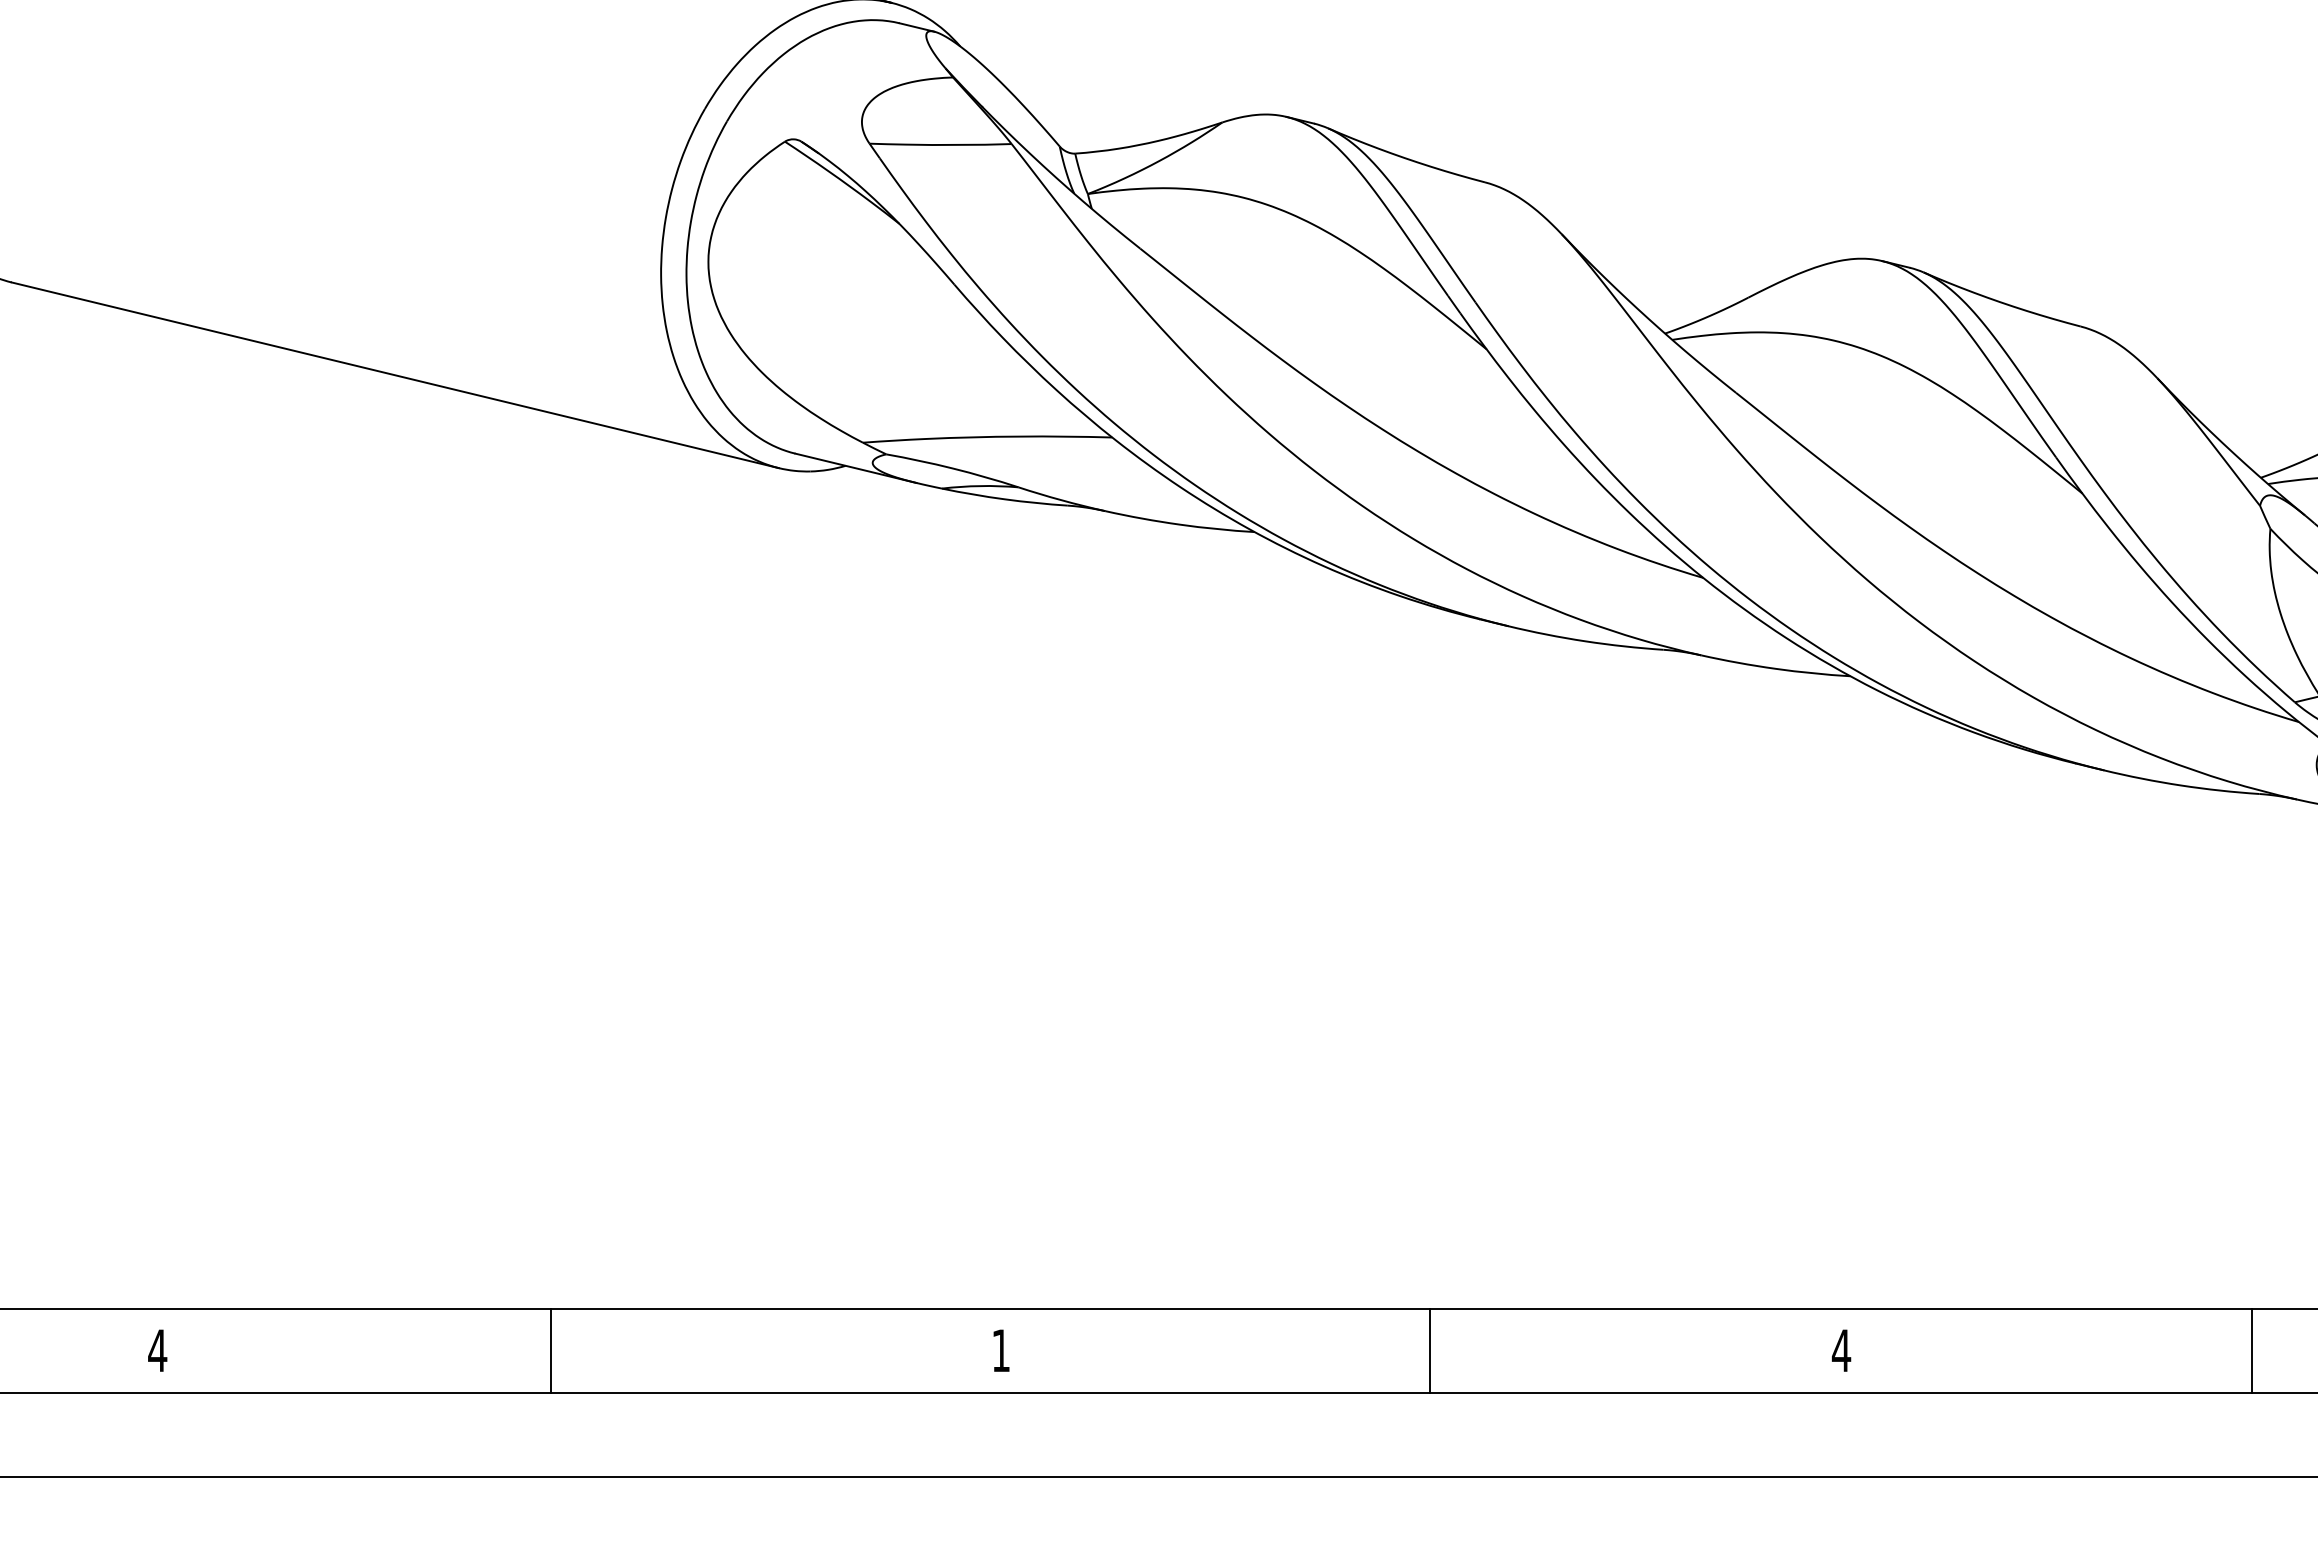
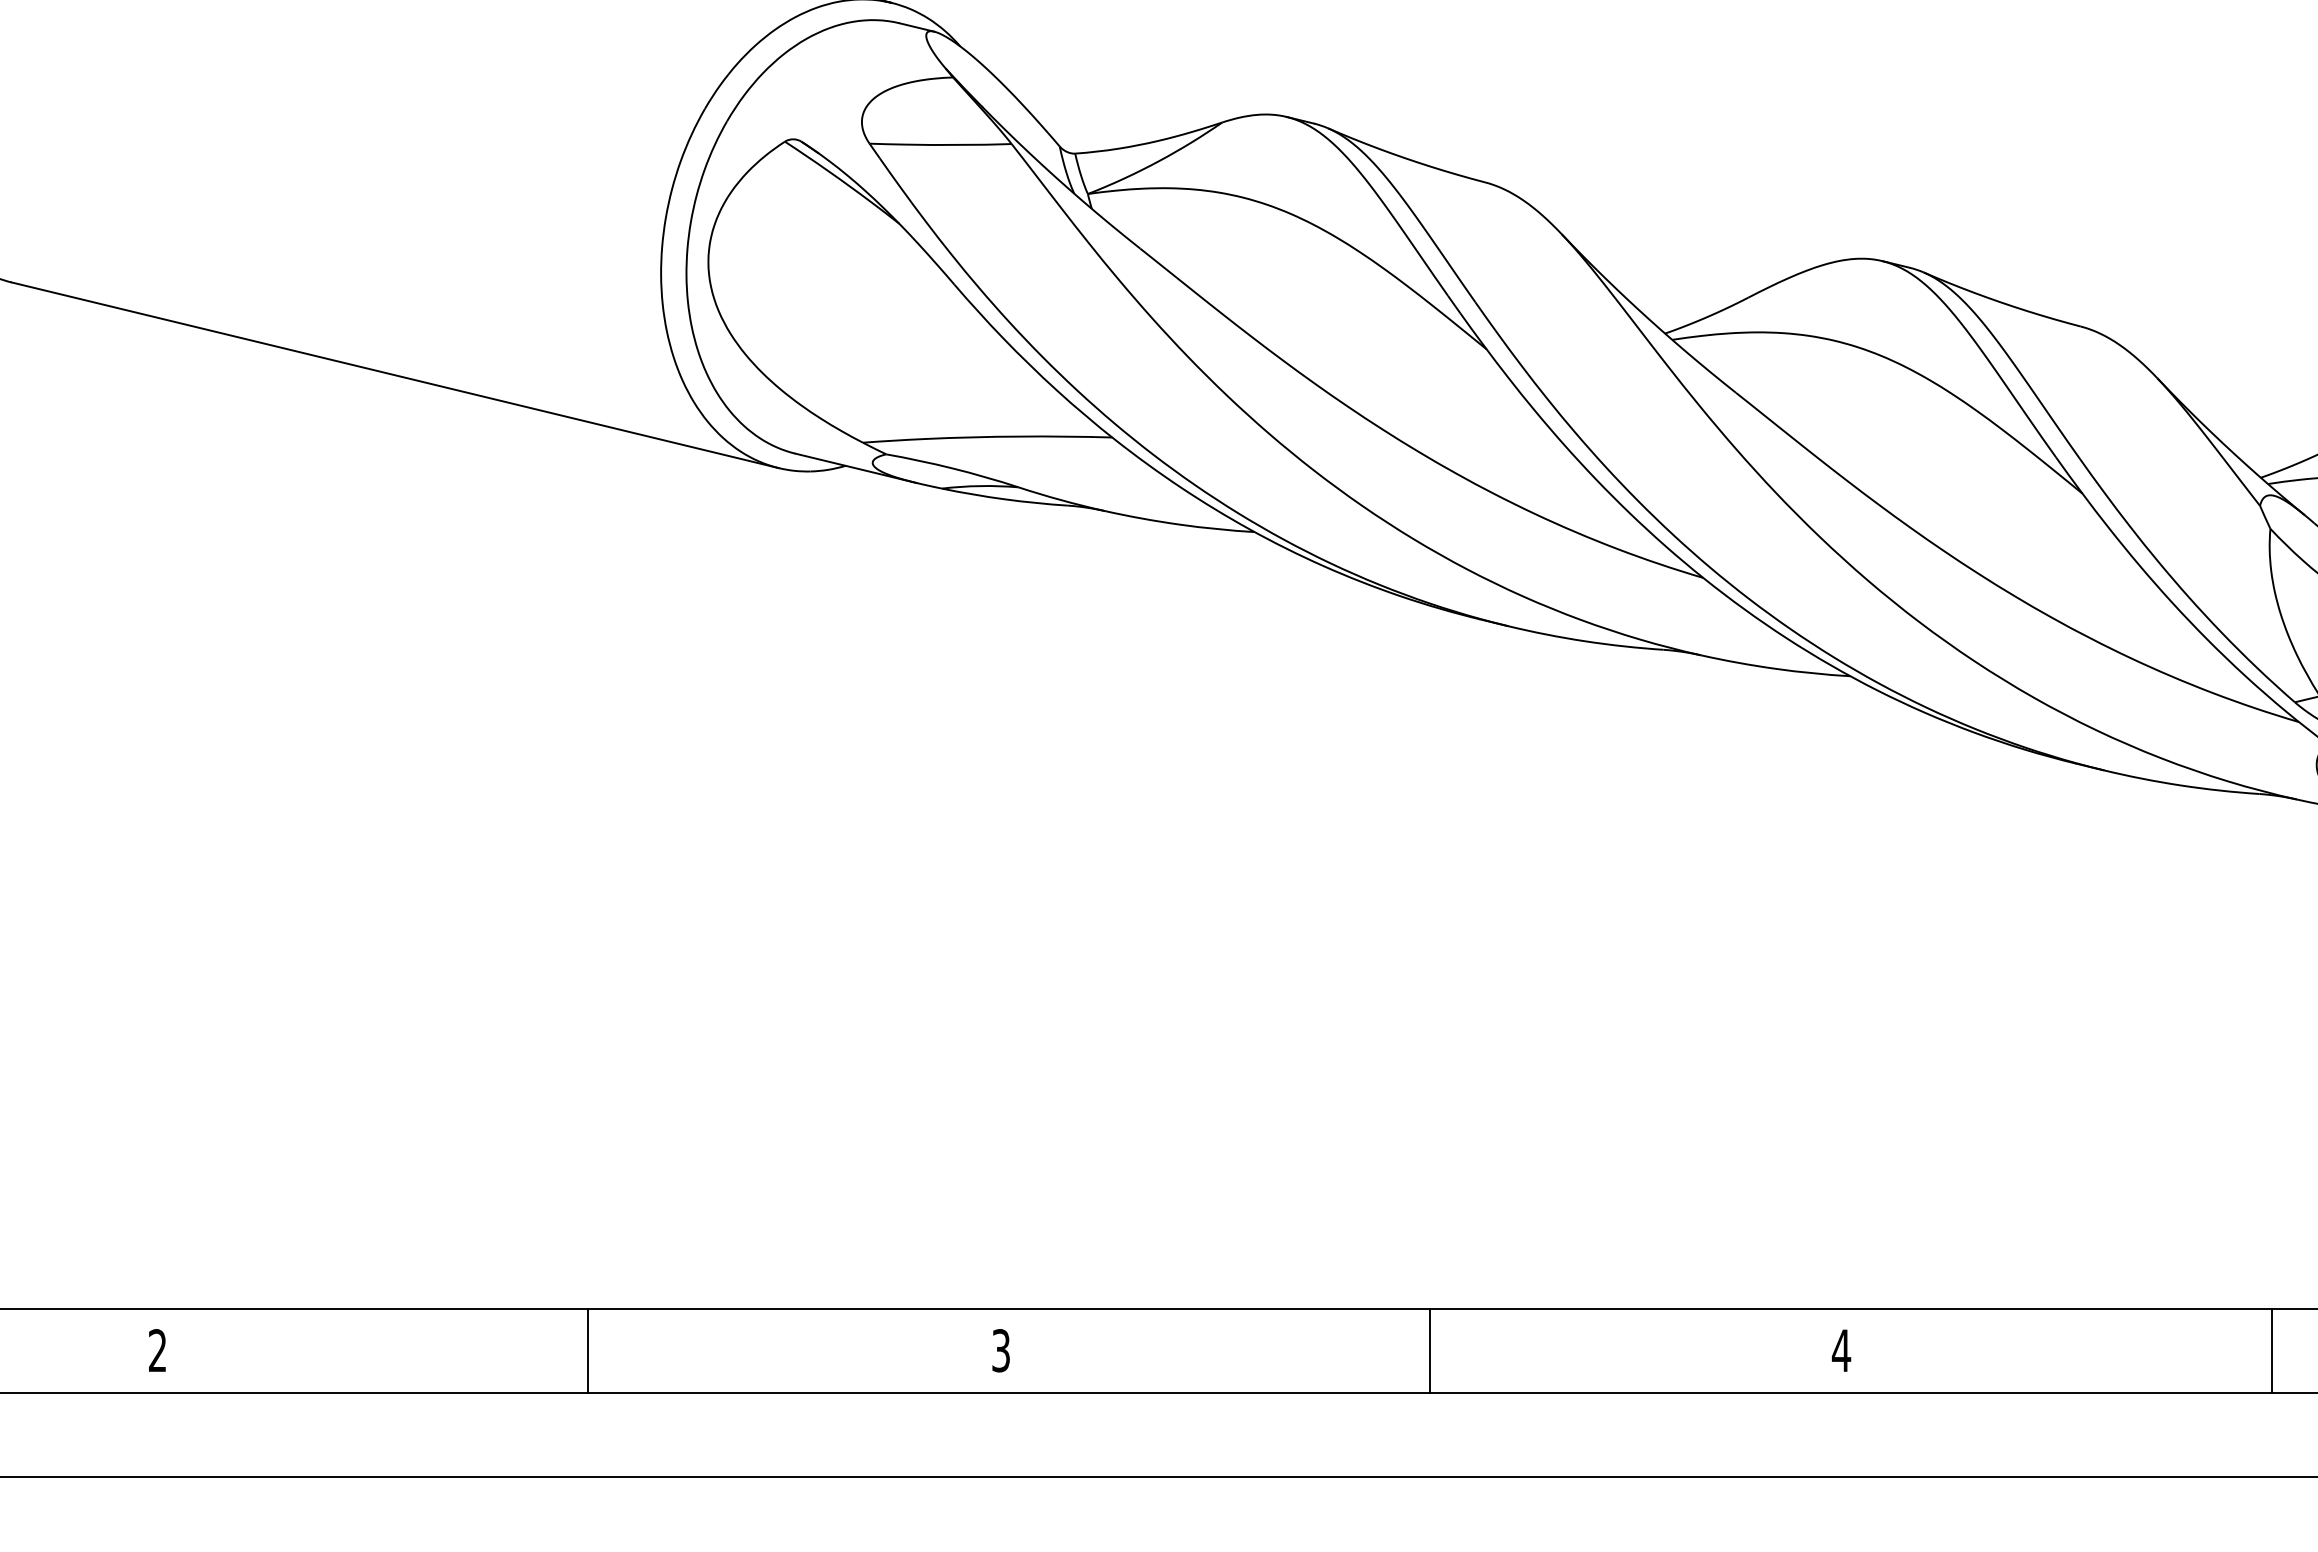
text: 4 -> 2 (157, 1350)
line position: (550, 1350) -> (587, 1350) (587, 1350)
text: 1 -> 3 (1000, 1350)
line position: (2251, 1350) -> (2271, 1350) (2271, 1350)
